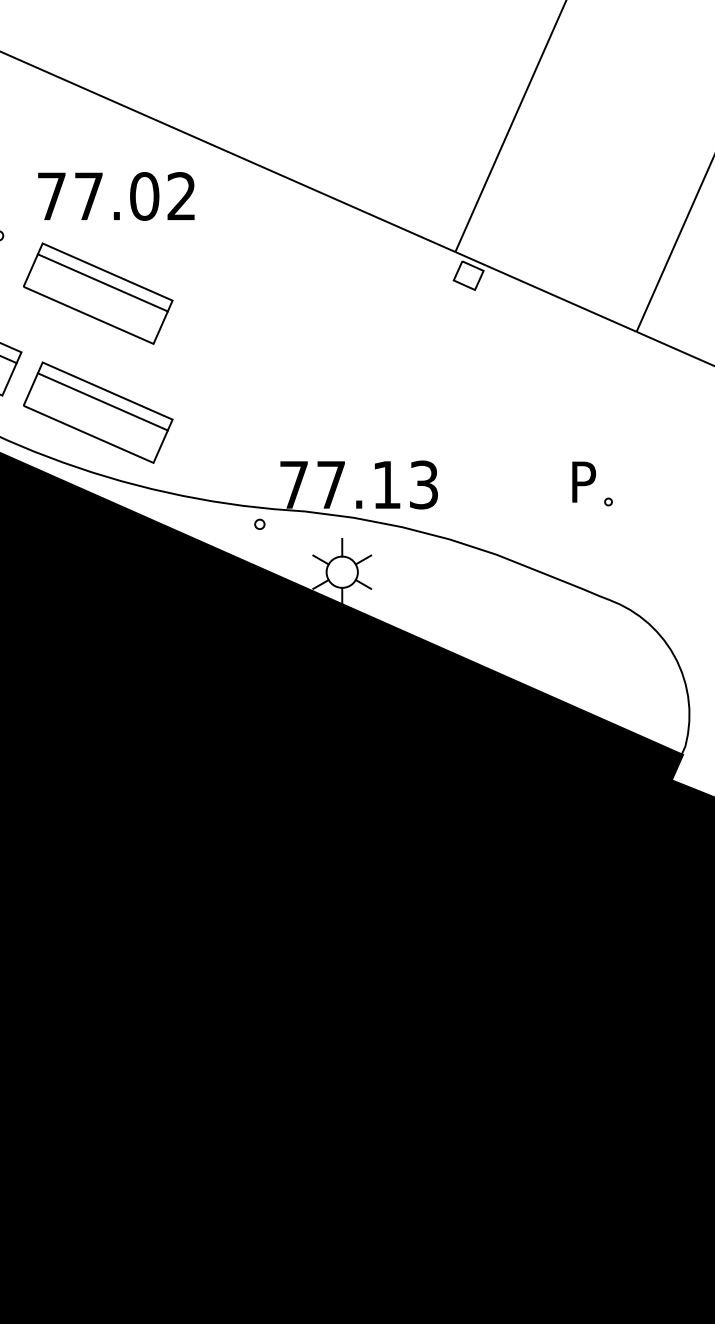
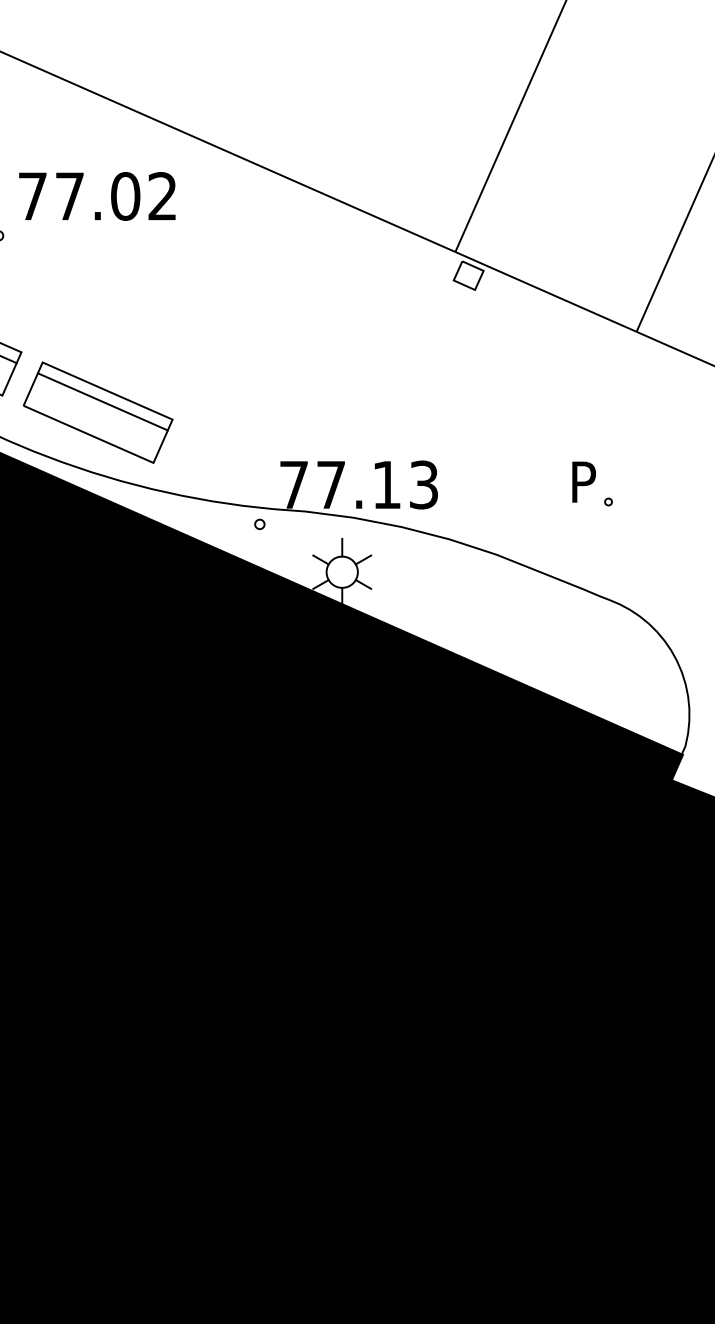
text position: (116, 196) -> (97, 196) (97, 196)
part: present -> none (98, 293)
